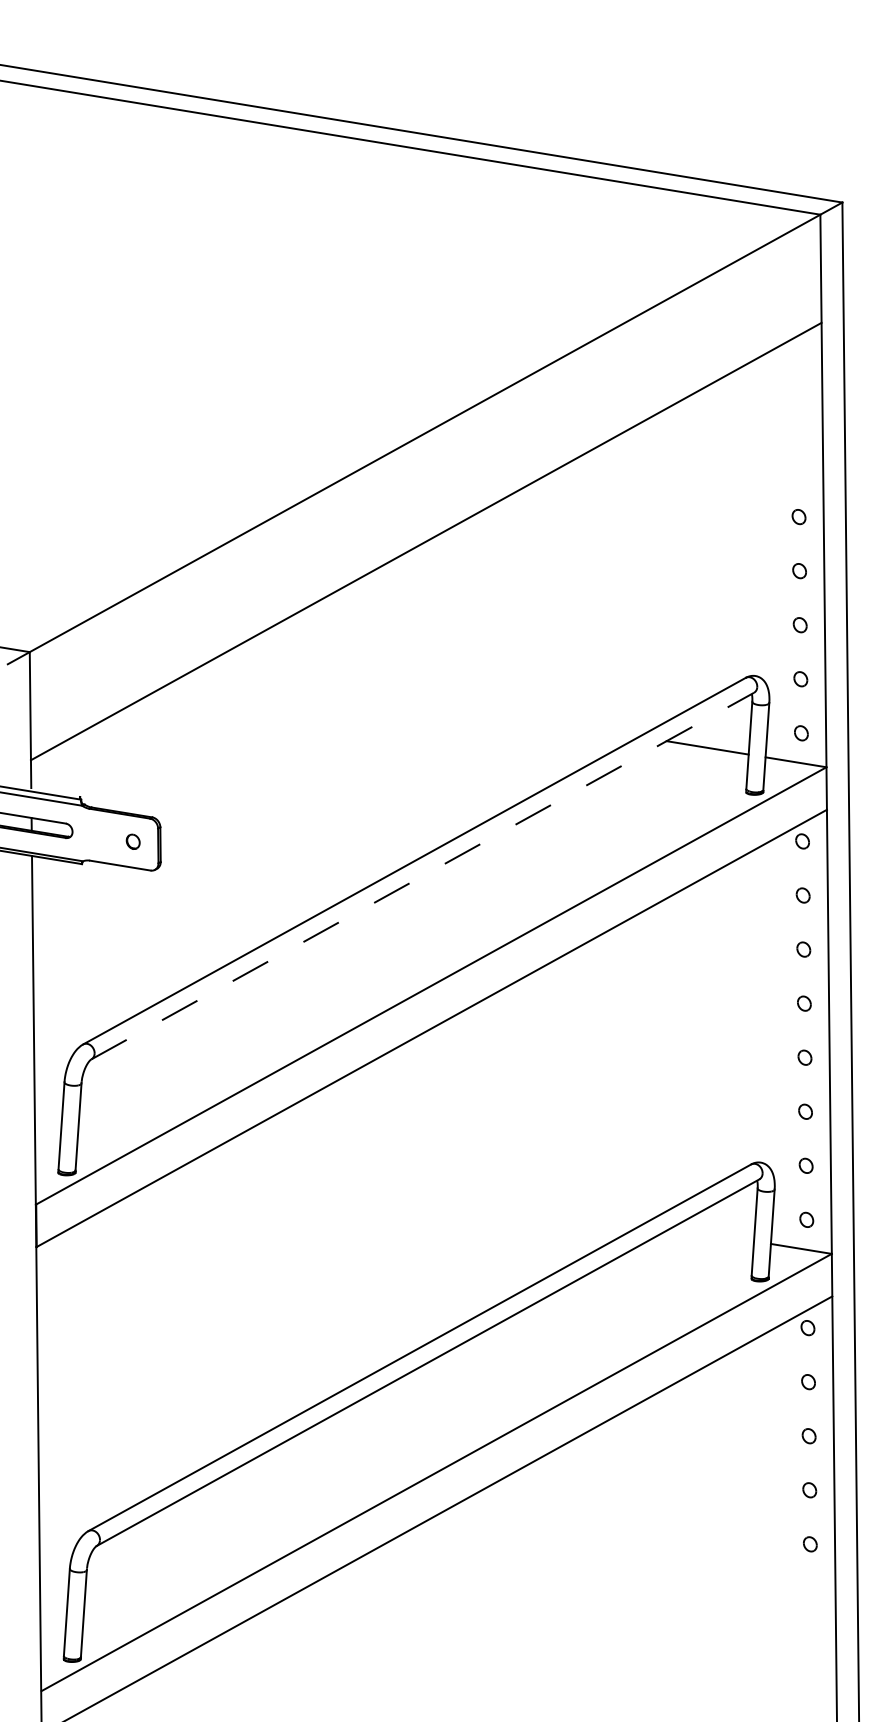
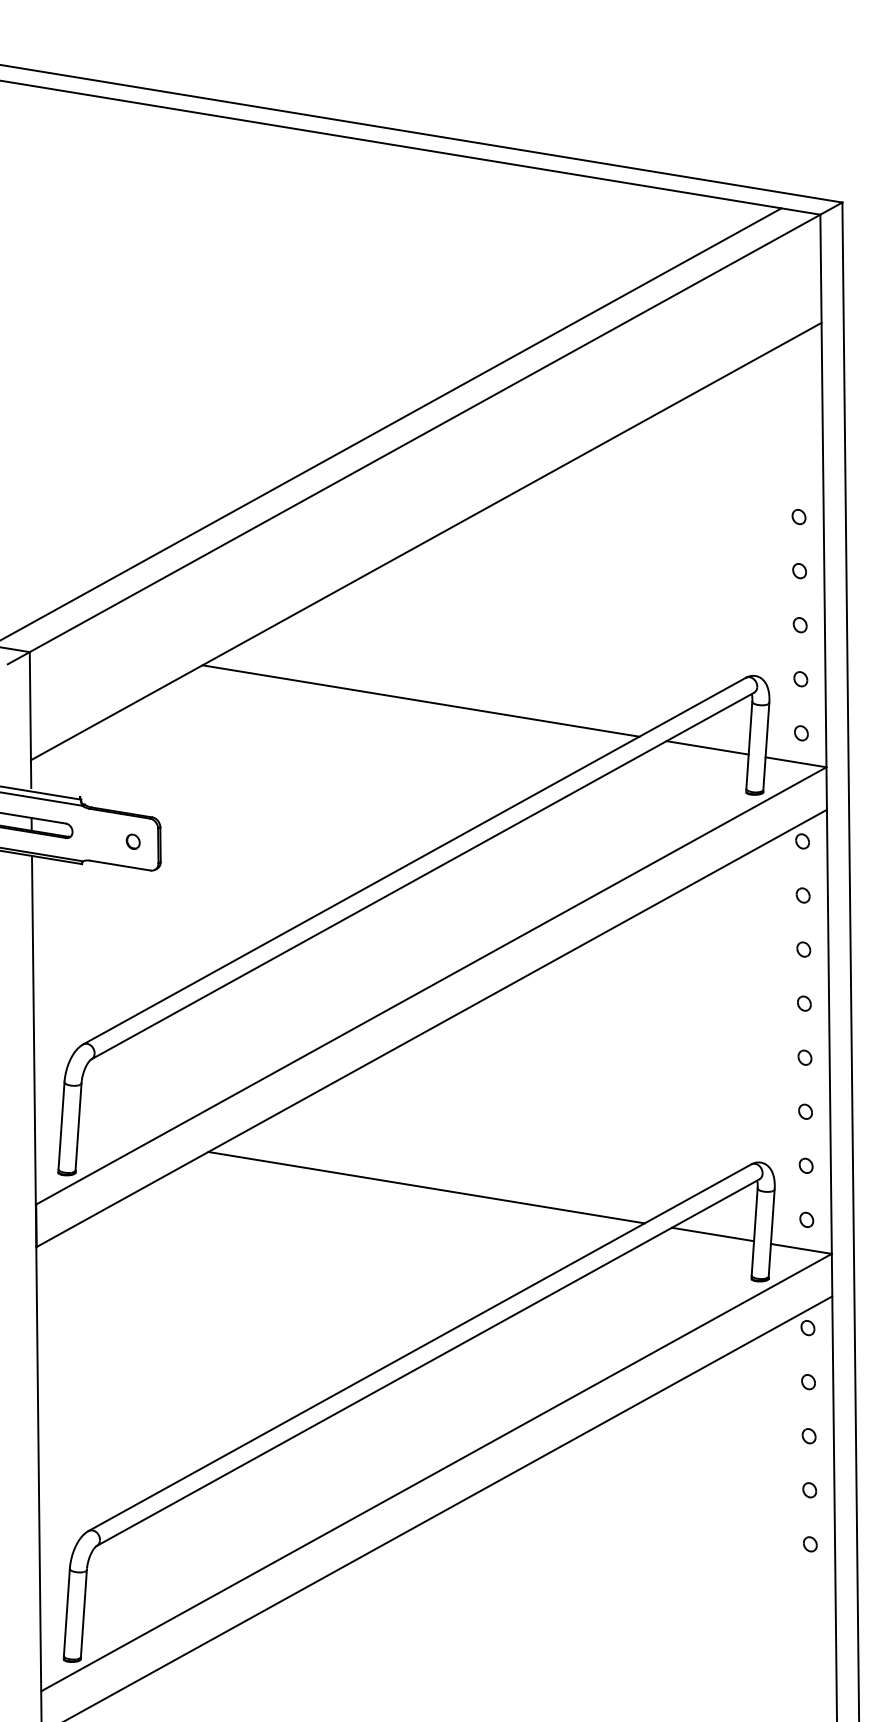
line: none -> present (391, 423)
line: none -> present (420, 700)
line: dashed -> solid (422, 876)
line: none -> present (426, 1187)
line: none -> present (712, 1234)
